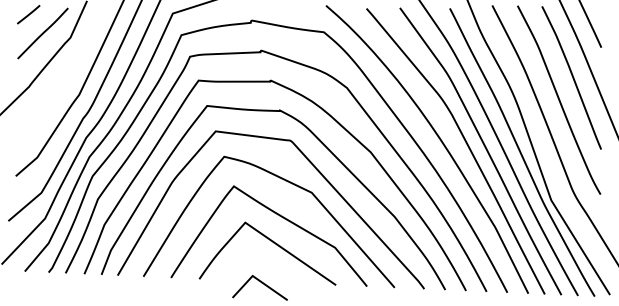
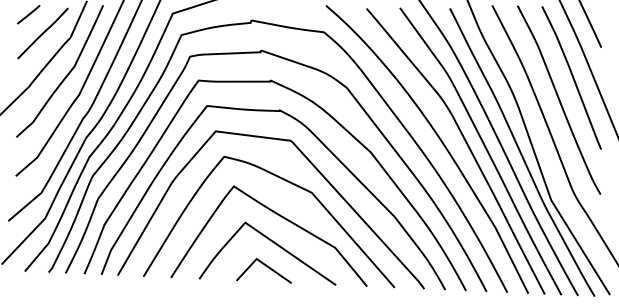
curve: none -> present (65, 76)
line position: (261, 283) -> (265, 266) (265, 266)
